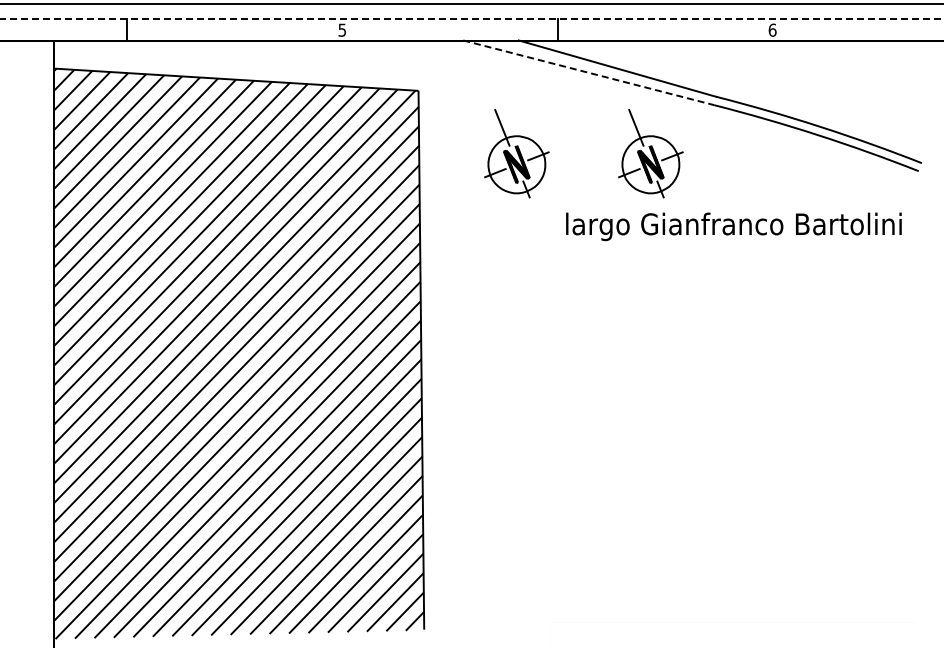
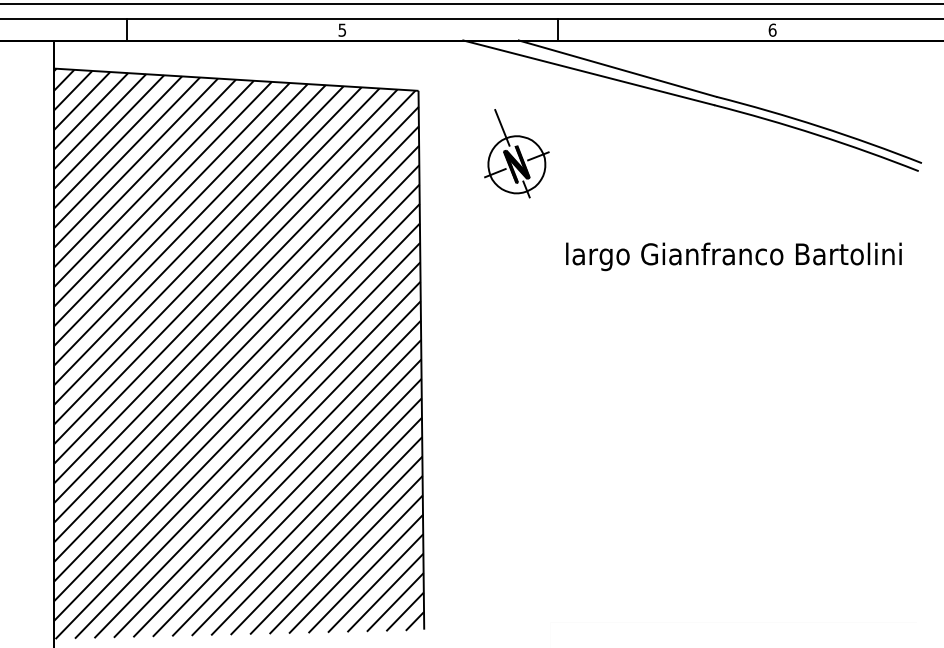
line: dashed -> solid (471, 19)
line: dashed -> solid (588, 72)
part: present -> none (650, 153)
text position: (733, 226) -> (733, 256) (733, 256)
